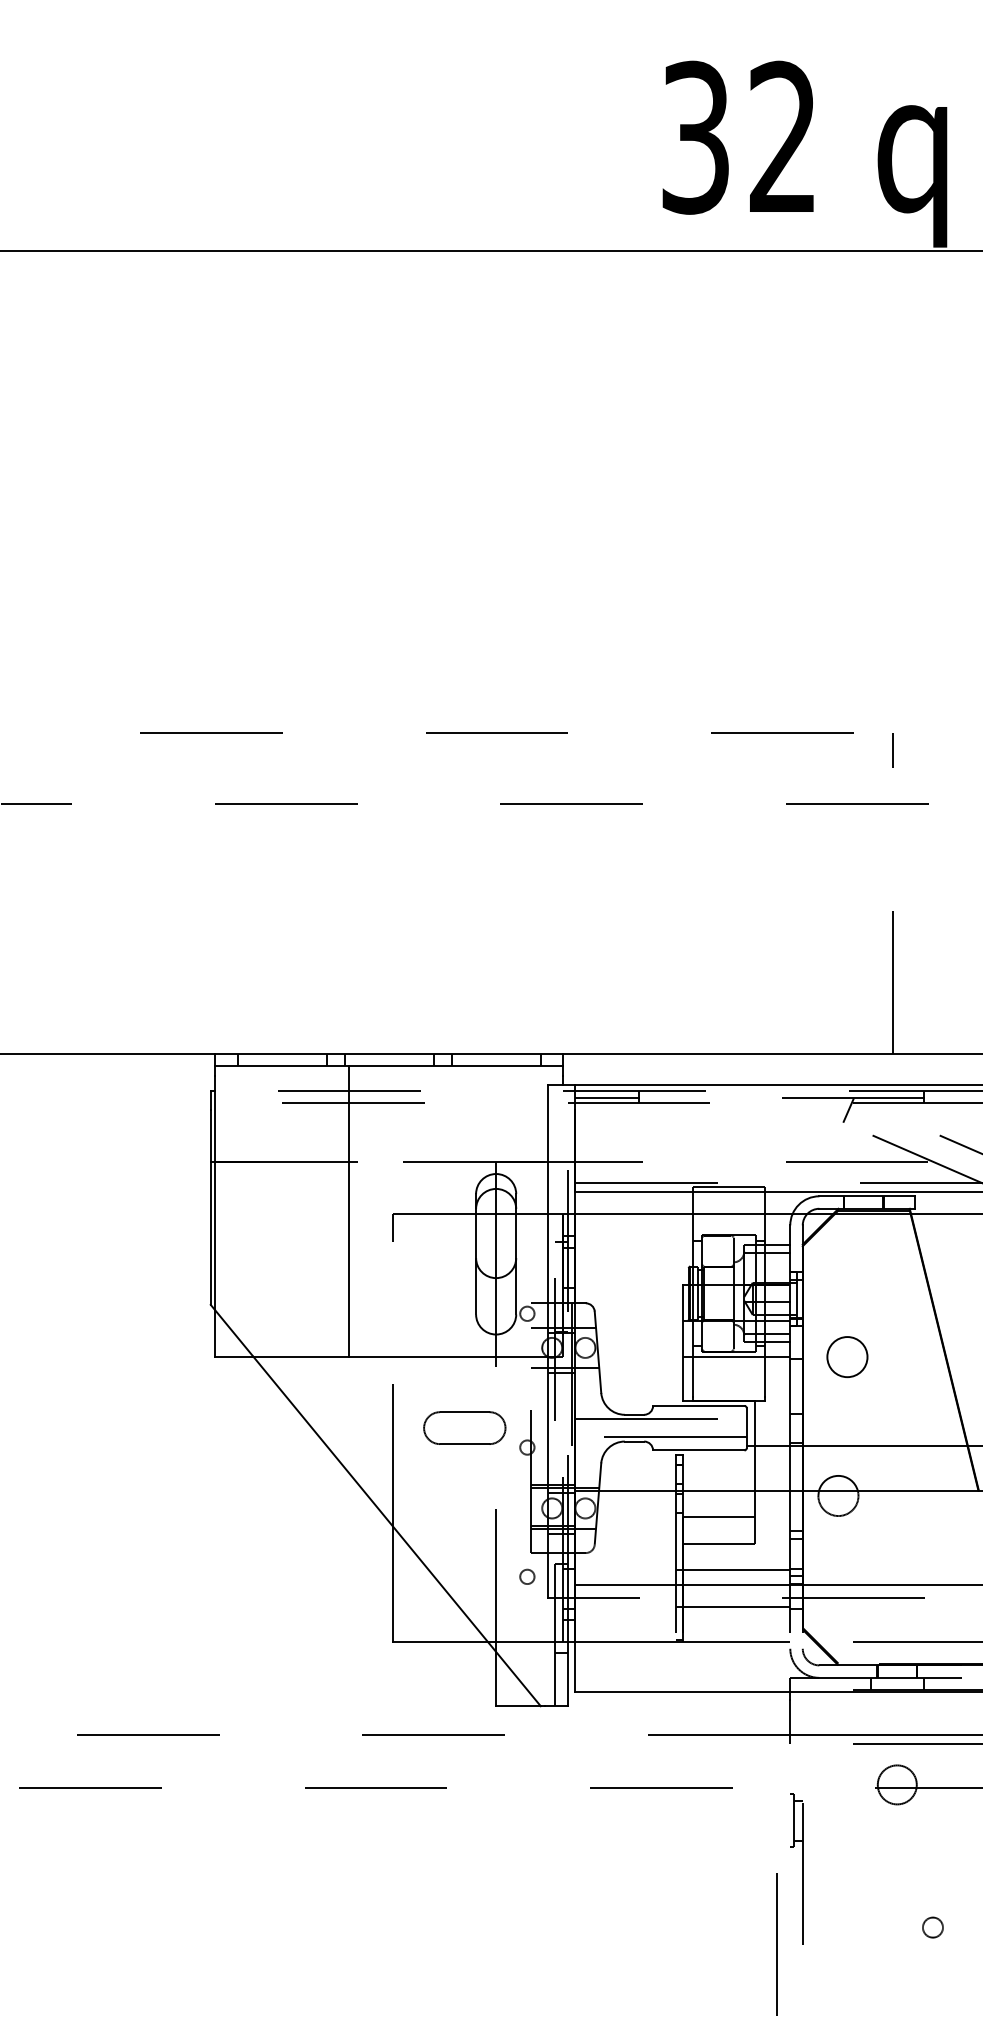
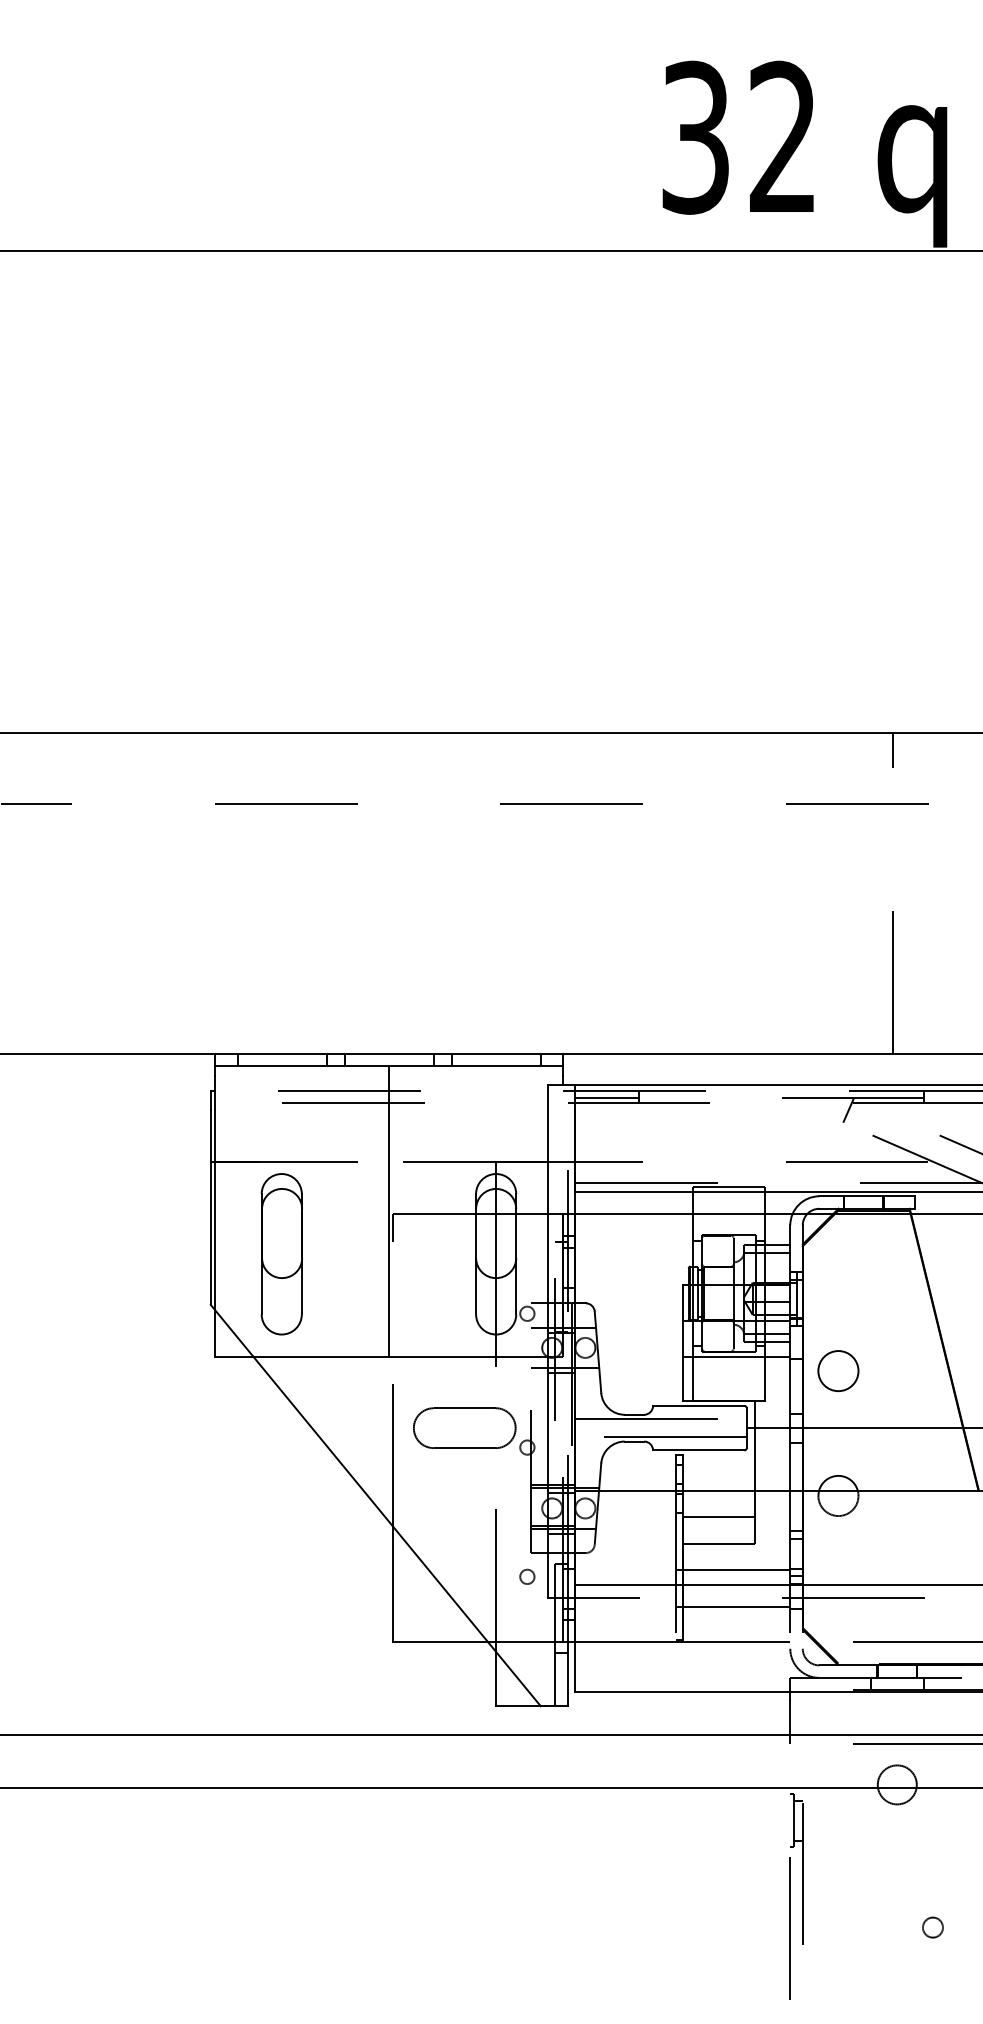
line: dashed -> solid (491, 732)
line position: (348, 1211) -> (388, 1211) (388, 1211)
part: none -> present (281, 1254)
circle position: (847, 1357) -> (838, 1371) (838, 1371)
part size: 84x34 px -> 104x42 px (464, 1427)
line position: (862, 1446) -> (862, 1428) (862, 1428)
line: dashed -> solid (395, 1734)
line: dashed -> solid (491, 1788)
line position: (776, 1944) -> (789, 1928) (789, 1928)
